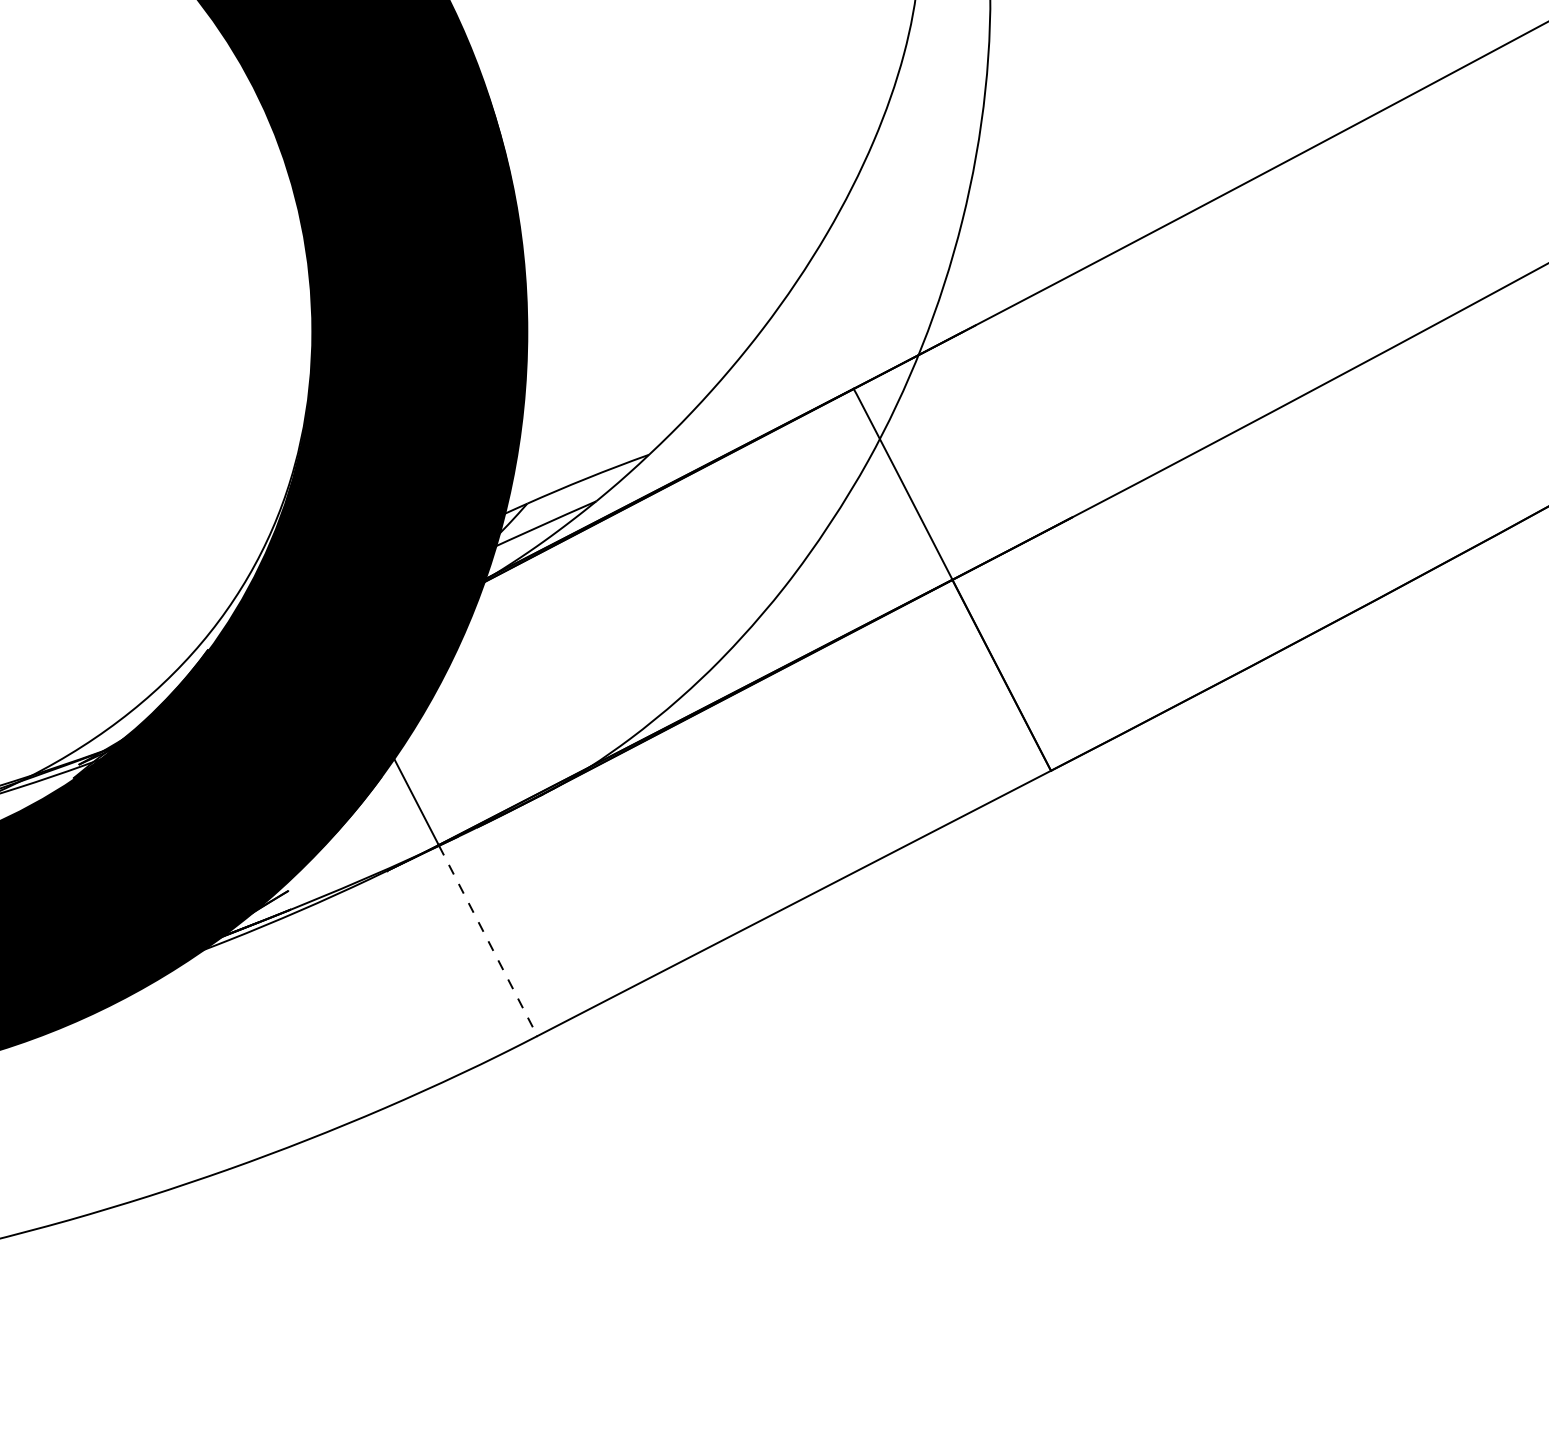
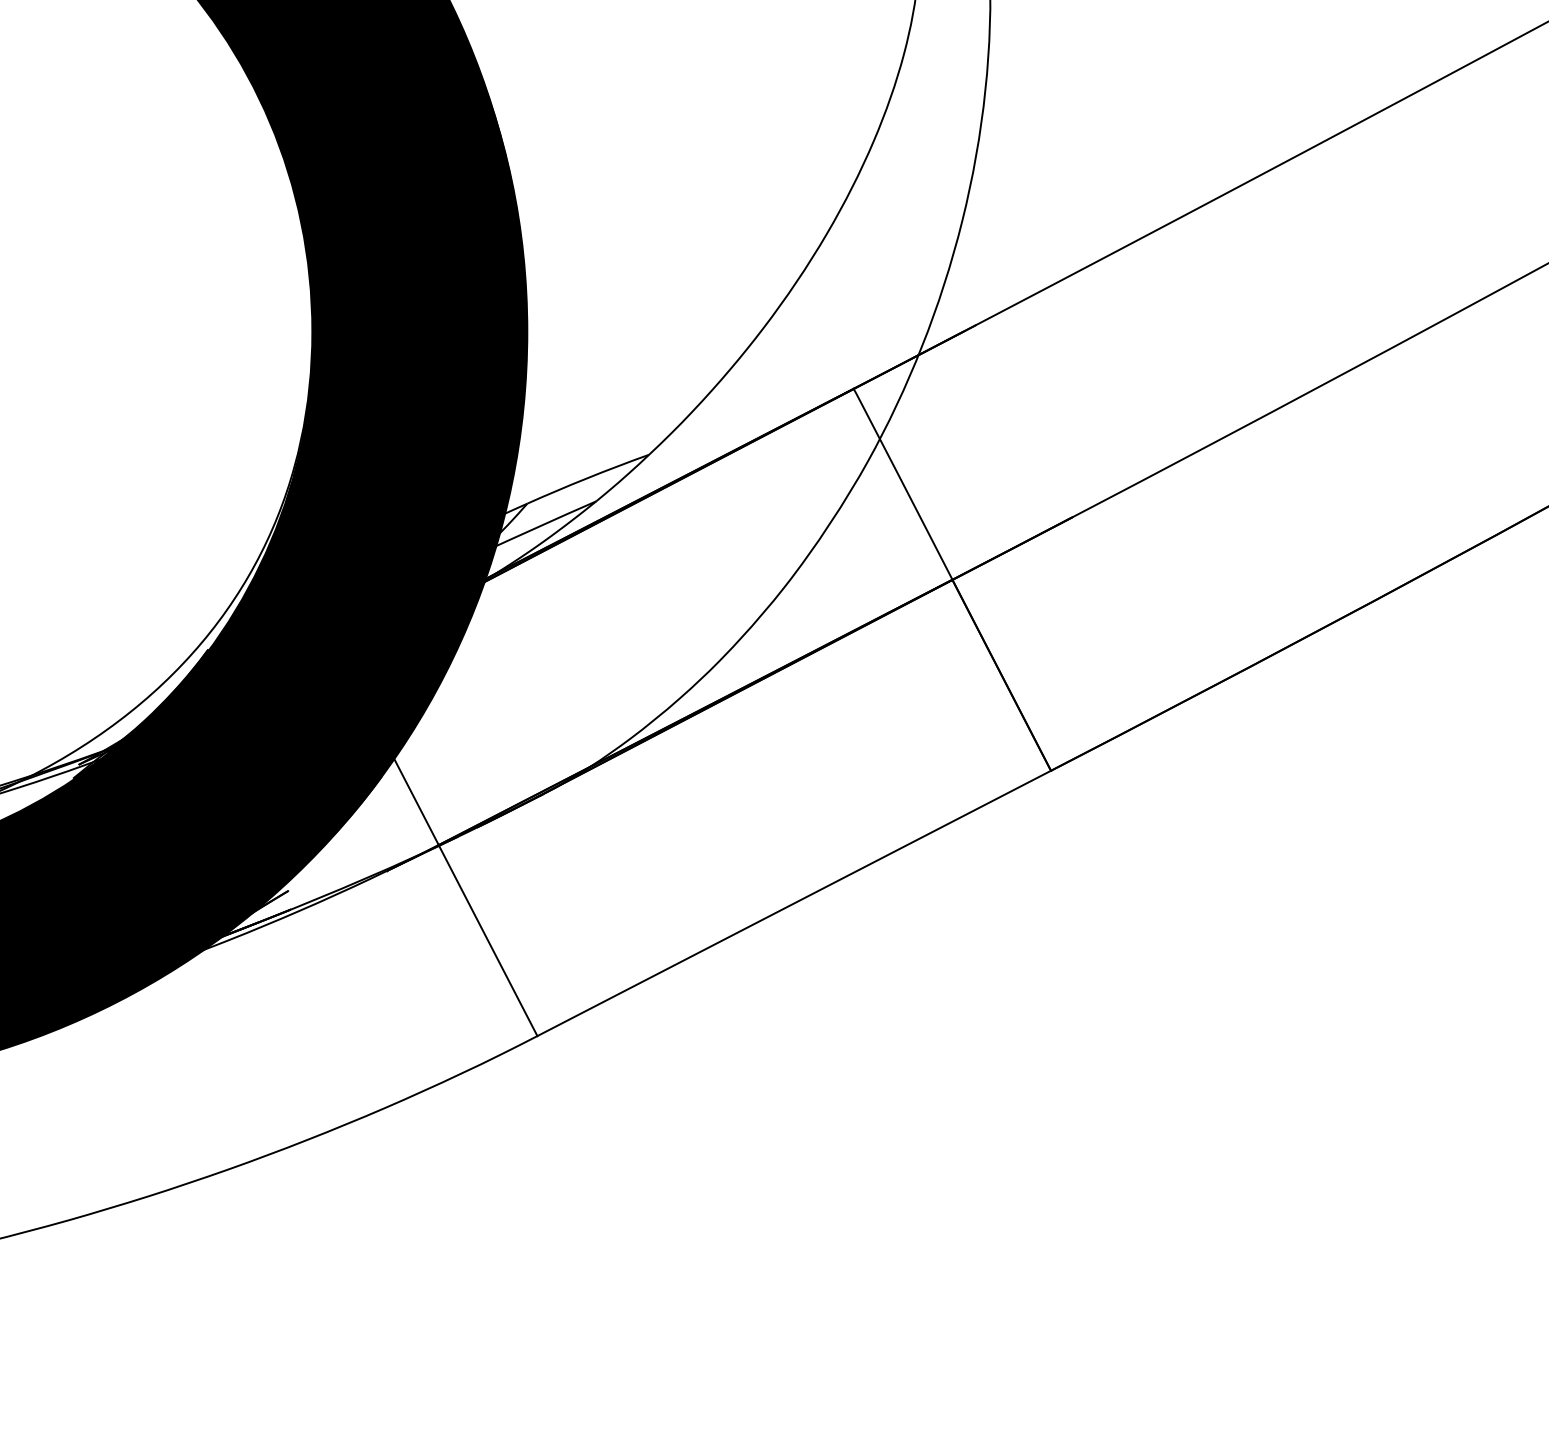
line: dashed -> solid (488, 941)
